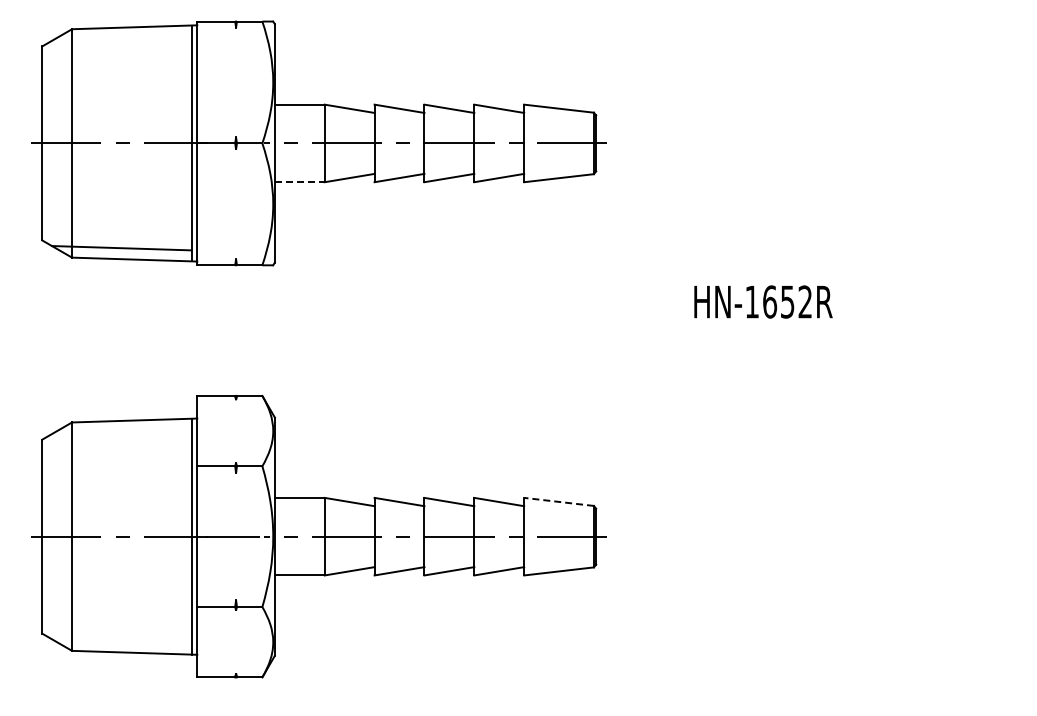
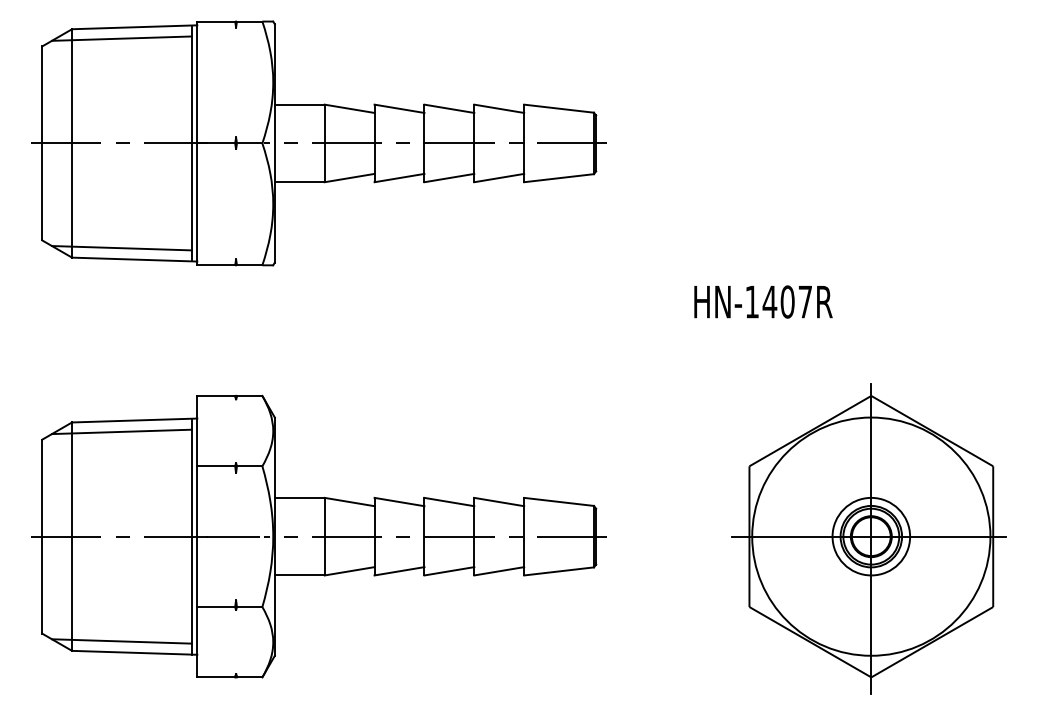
line: none -> present (121, 38)
line: dashed -> solid (299, 182)
text: HN-1652R -> HN-1407R (786, 301)
line: none -> present (121, 431)
line: dashed -> solid (558, 501)
part: none -> present (868, 538)
line: none -> present (121, 641)
